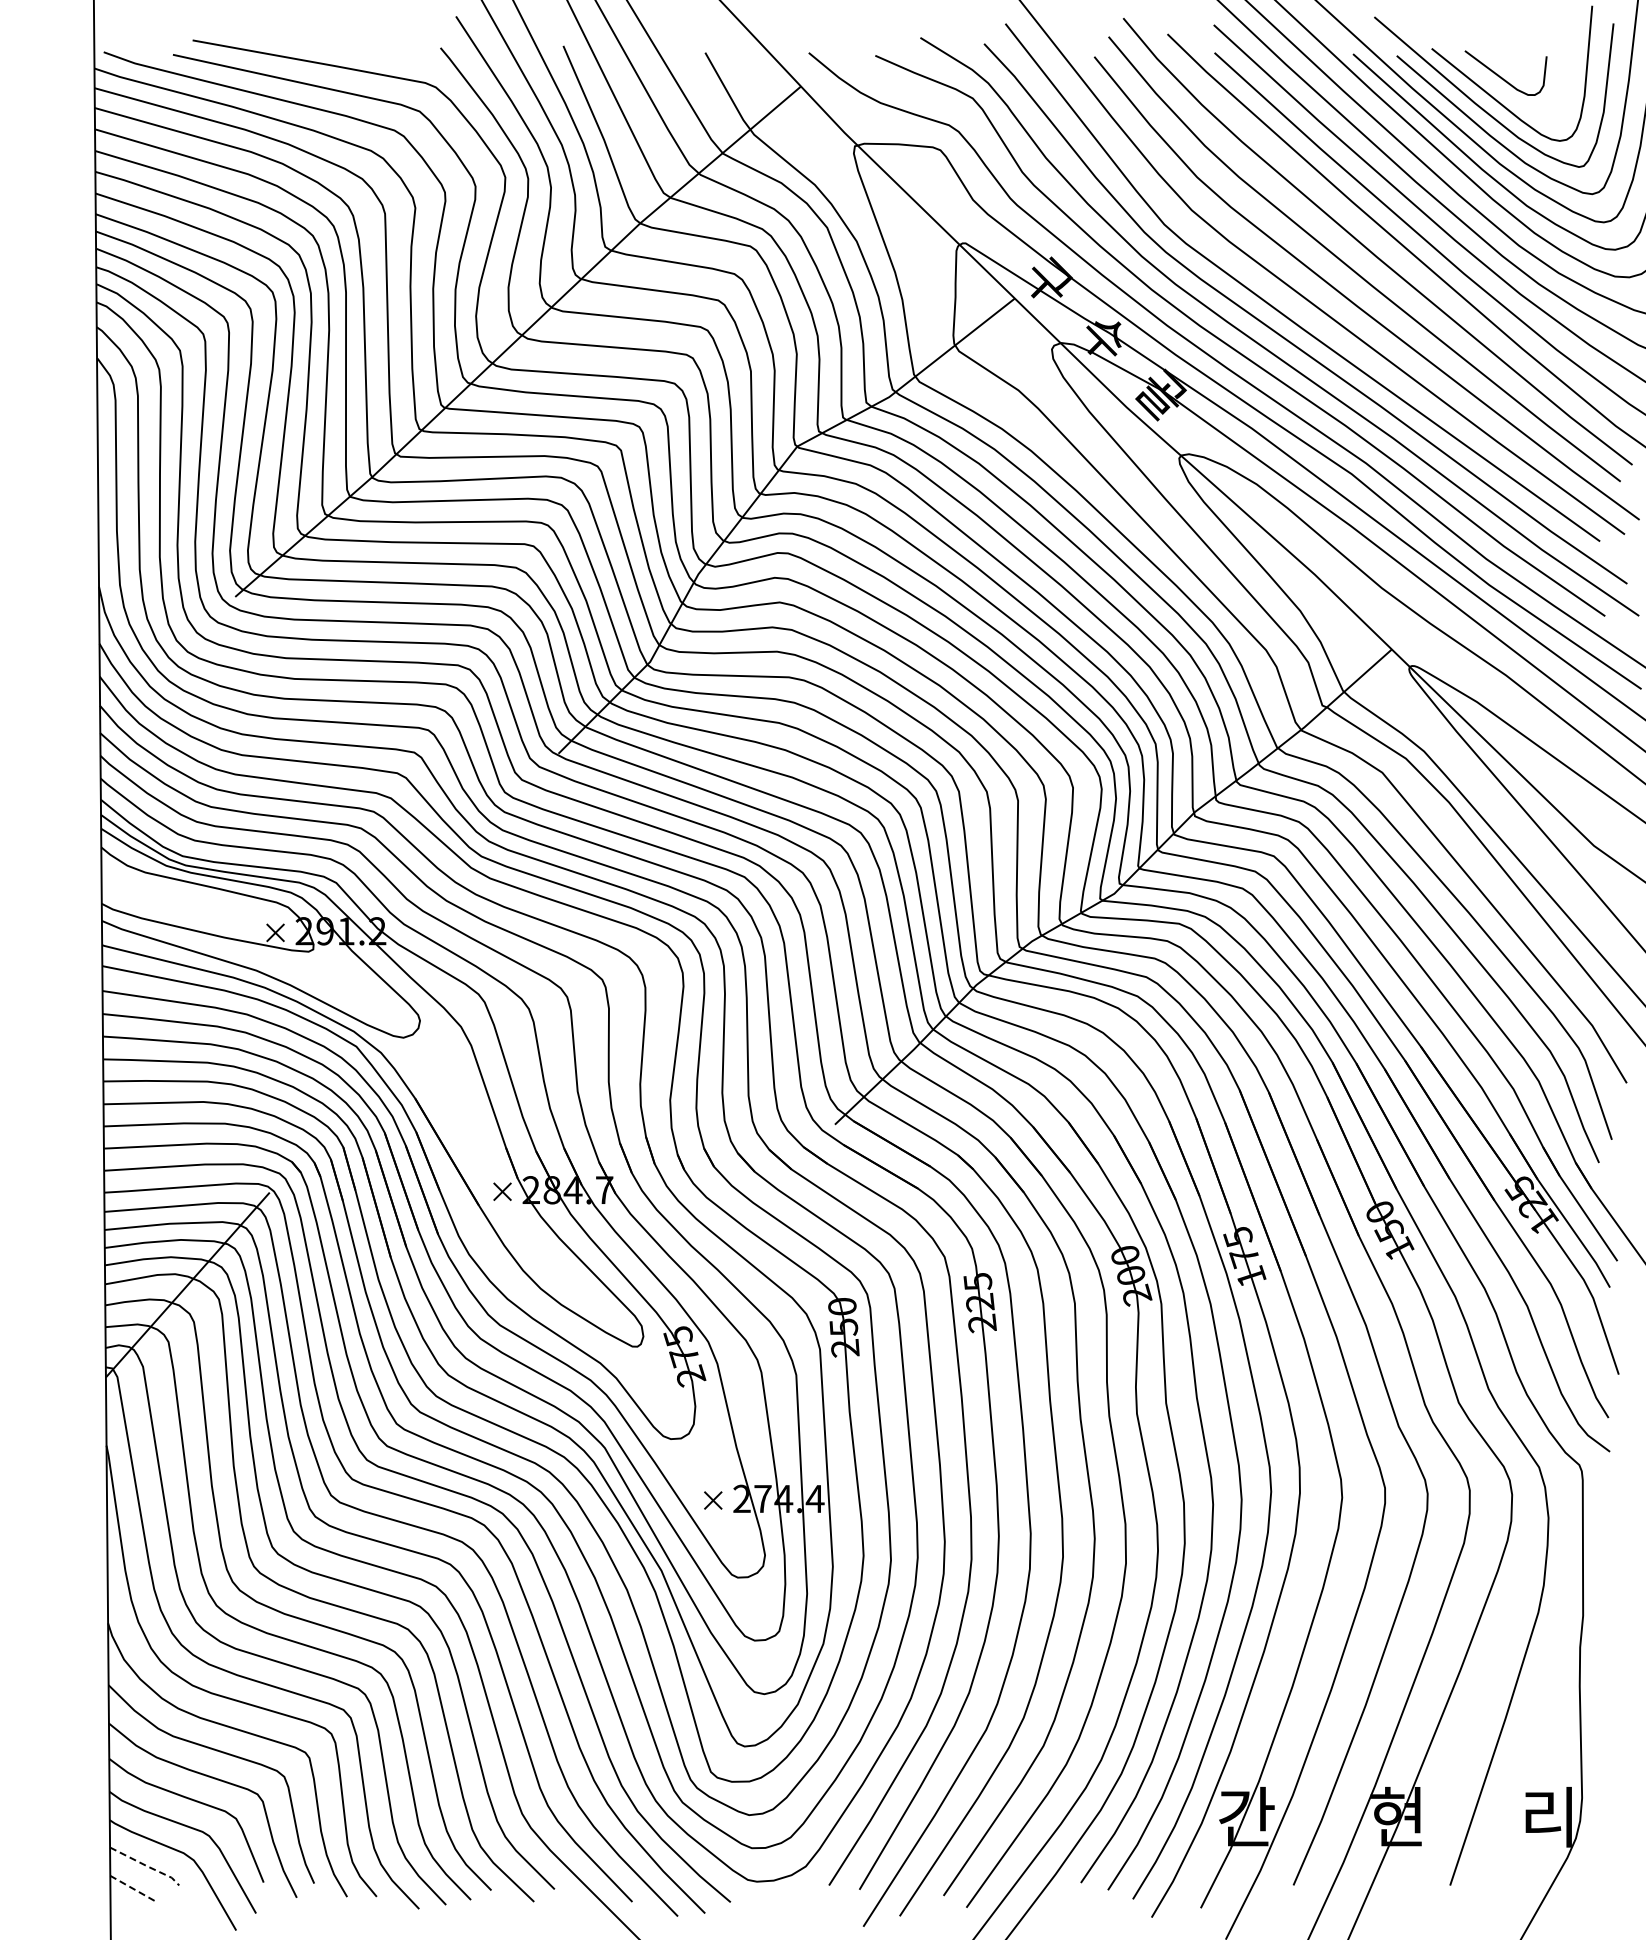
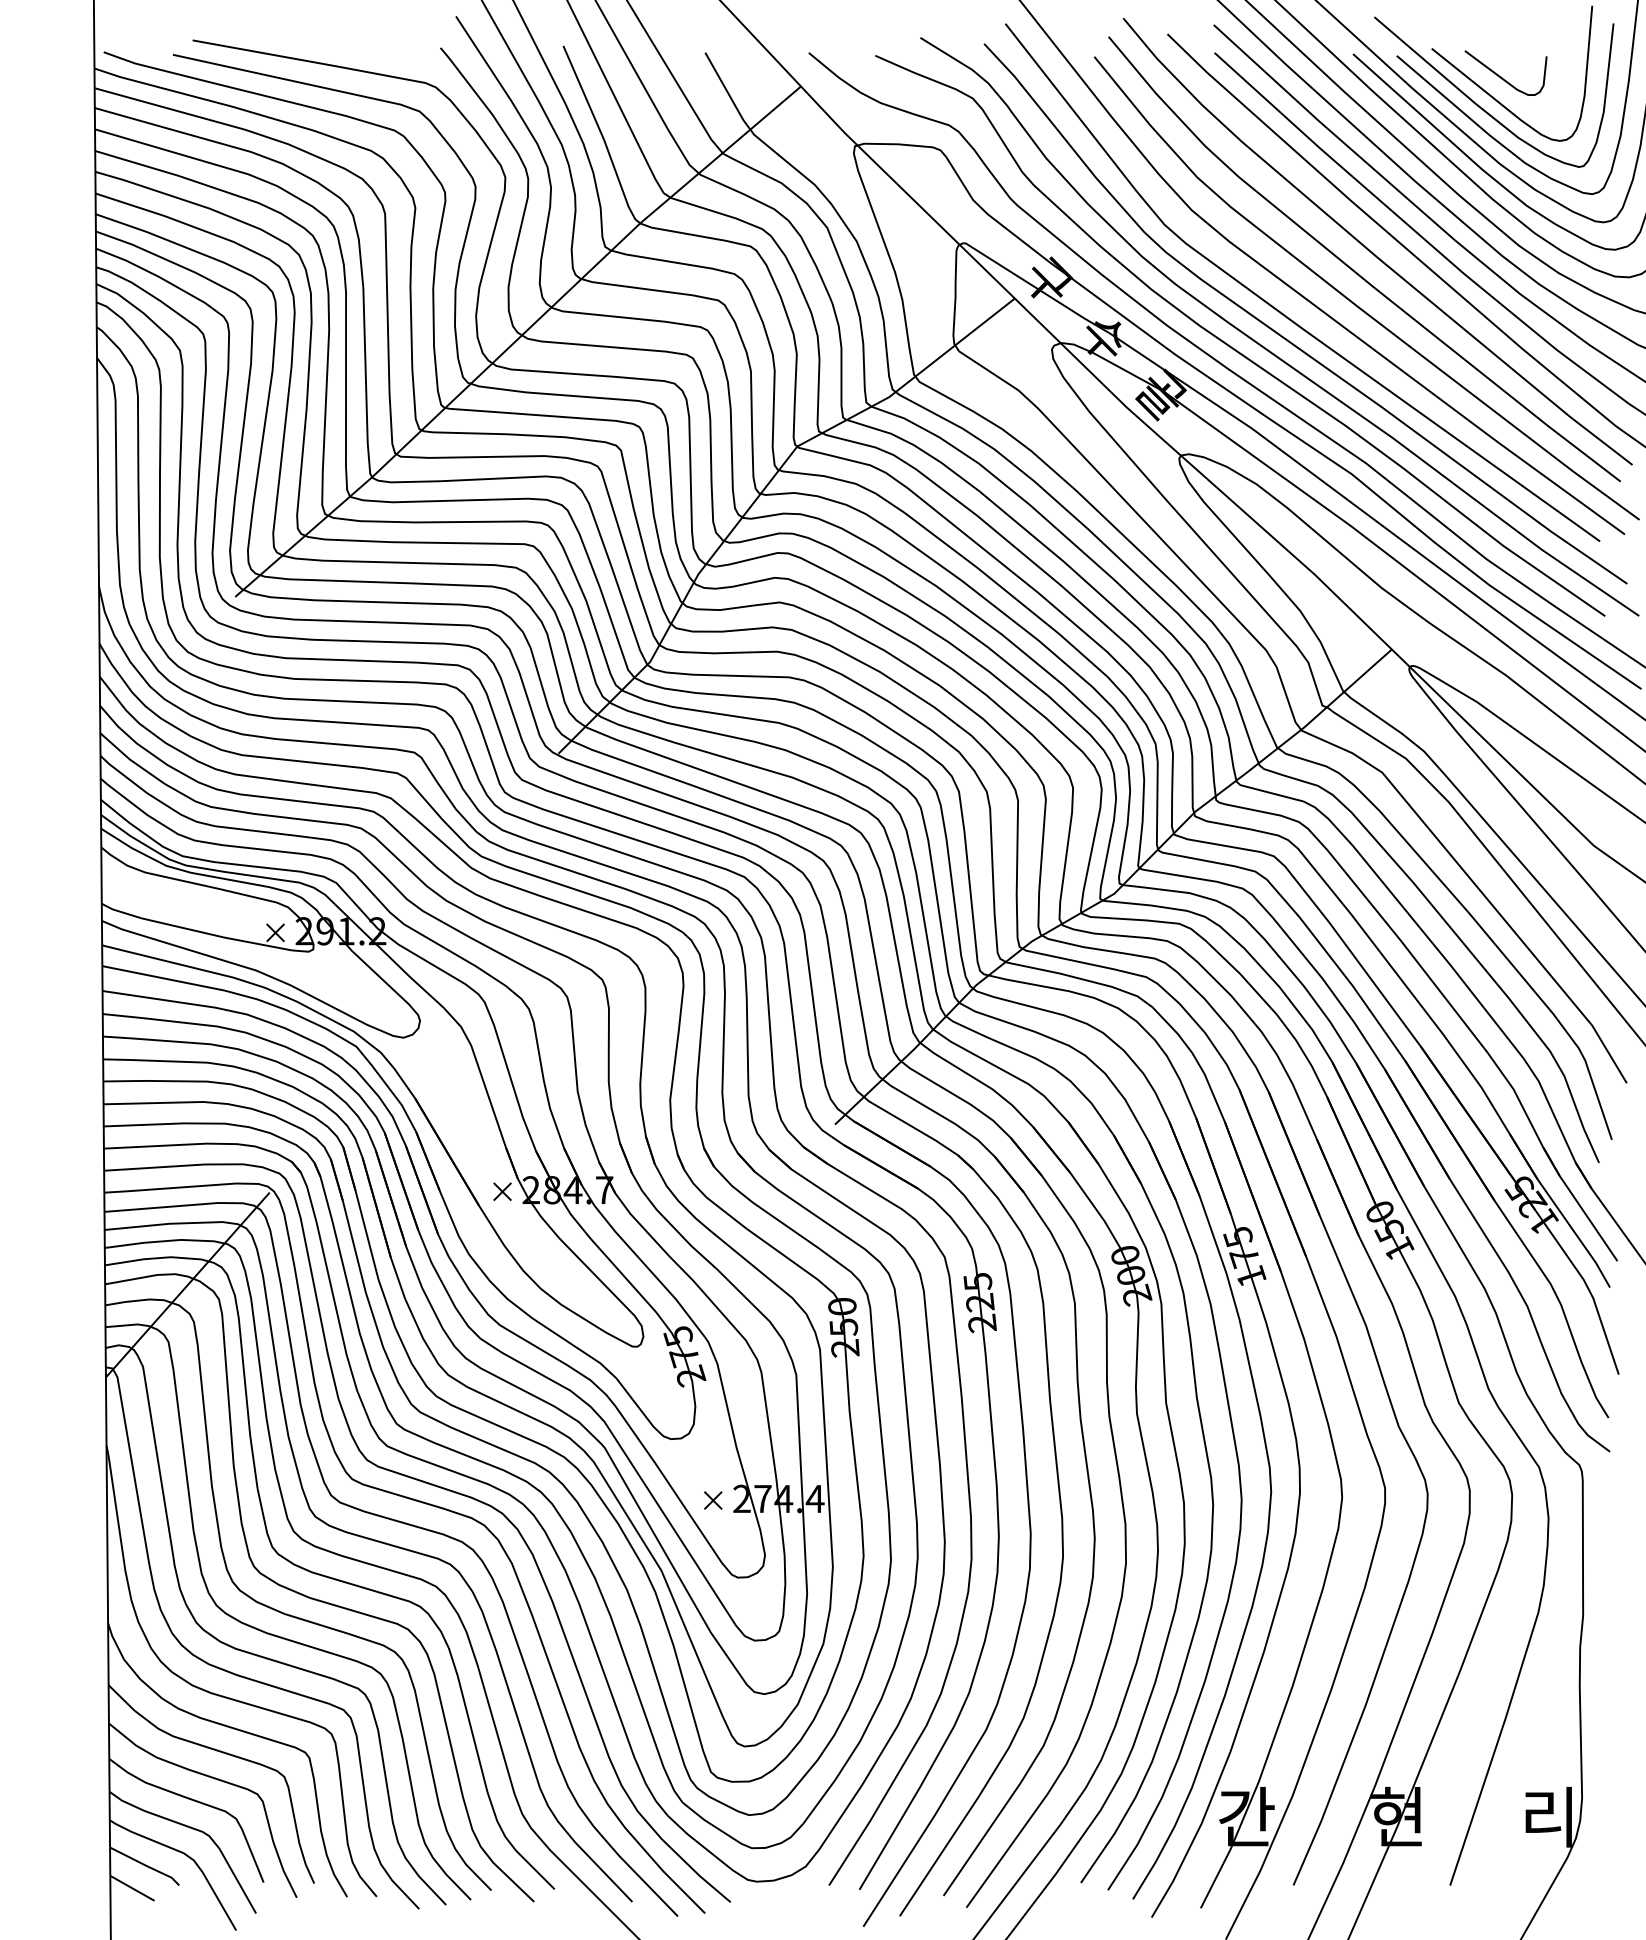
line: dashed -> solid (147, 1866)
line: dashed -> solid (132, 1888)
